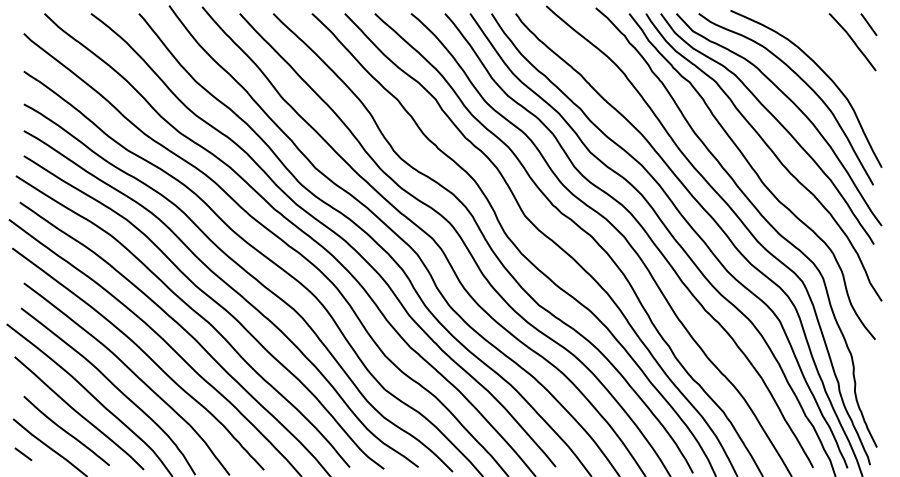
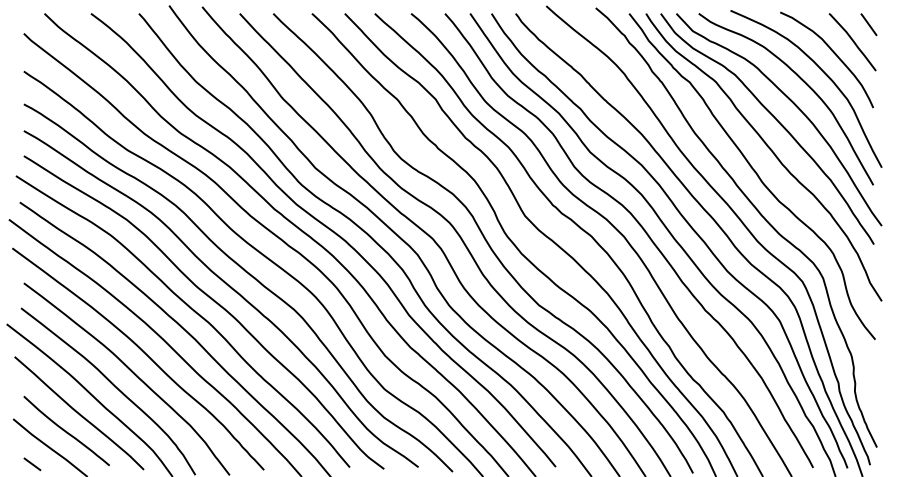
curve: none -> present (832, 52)
line position: (23, 454) -> (32, 464) (32, 464)
